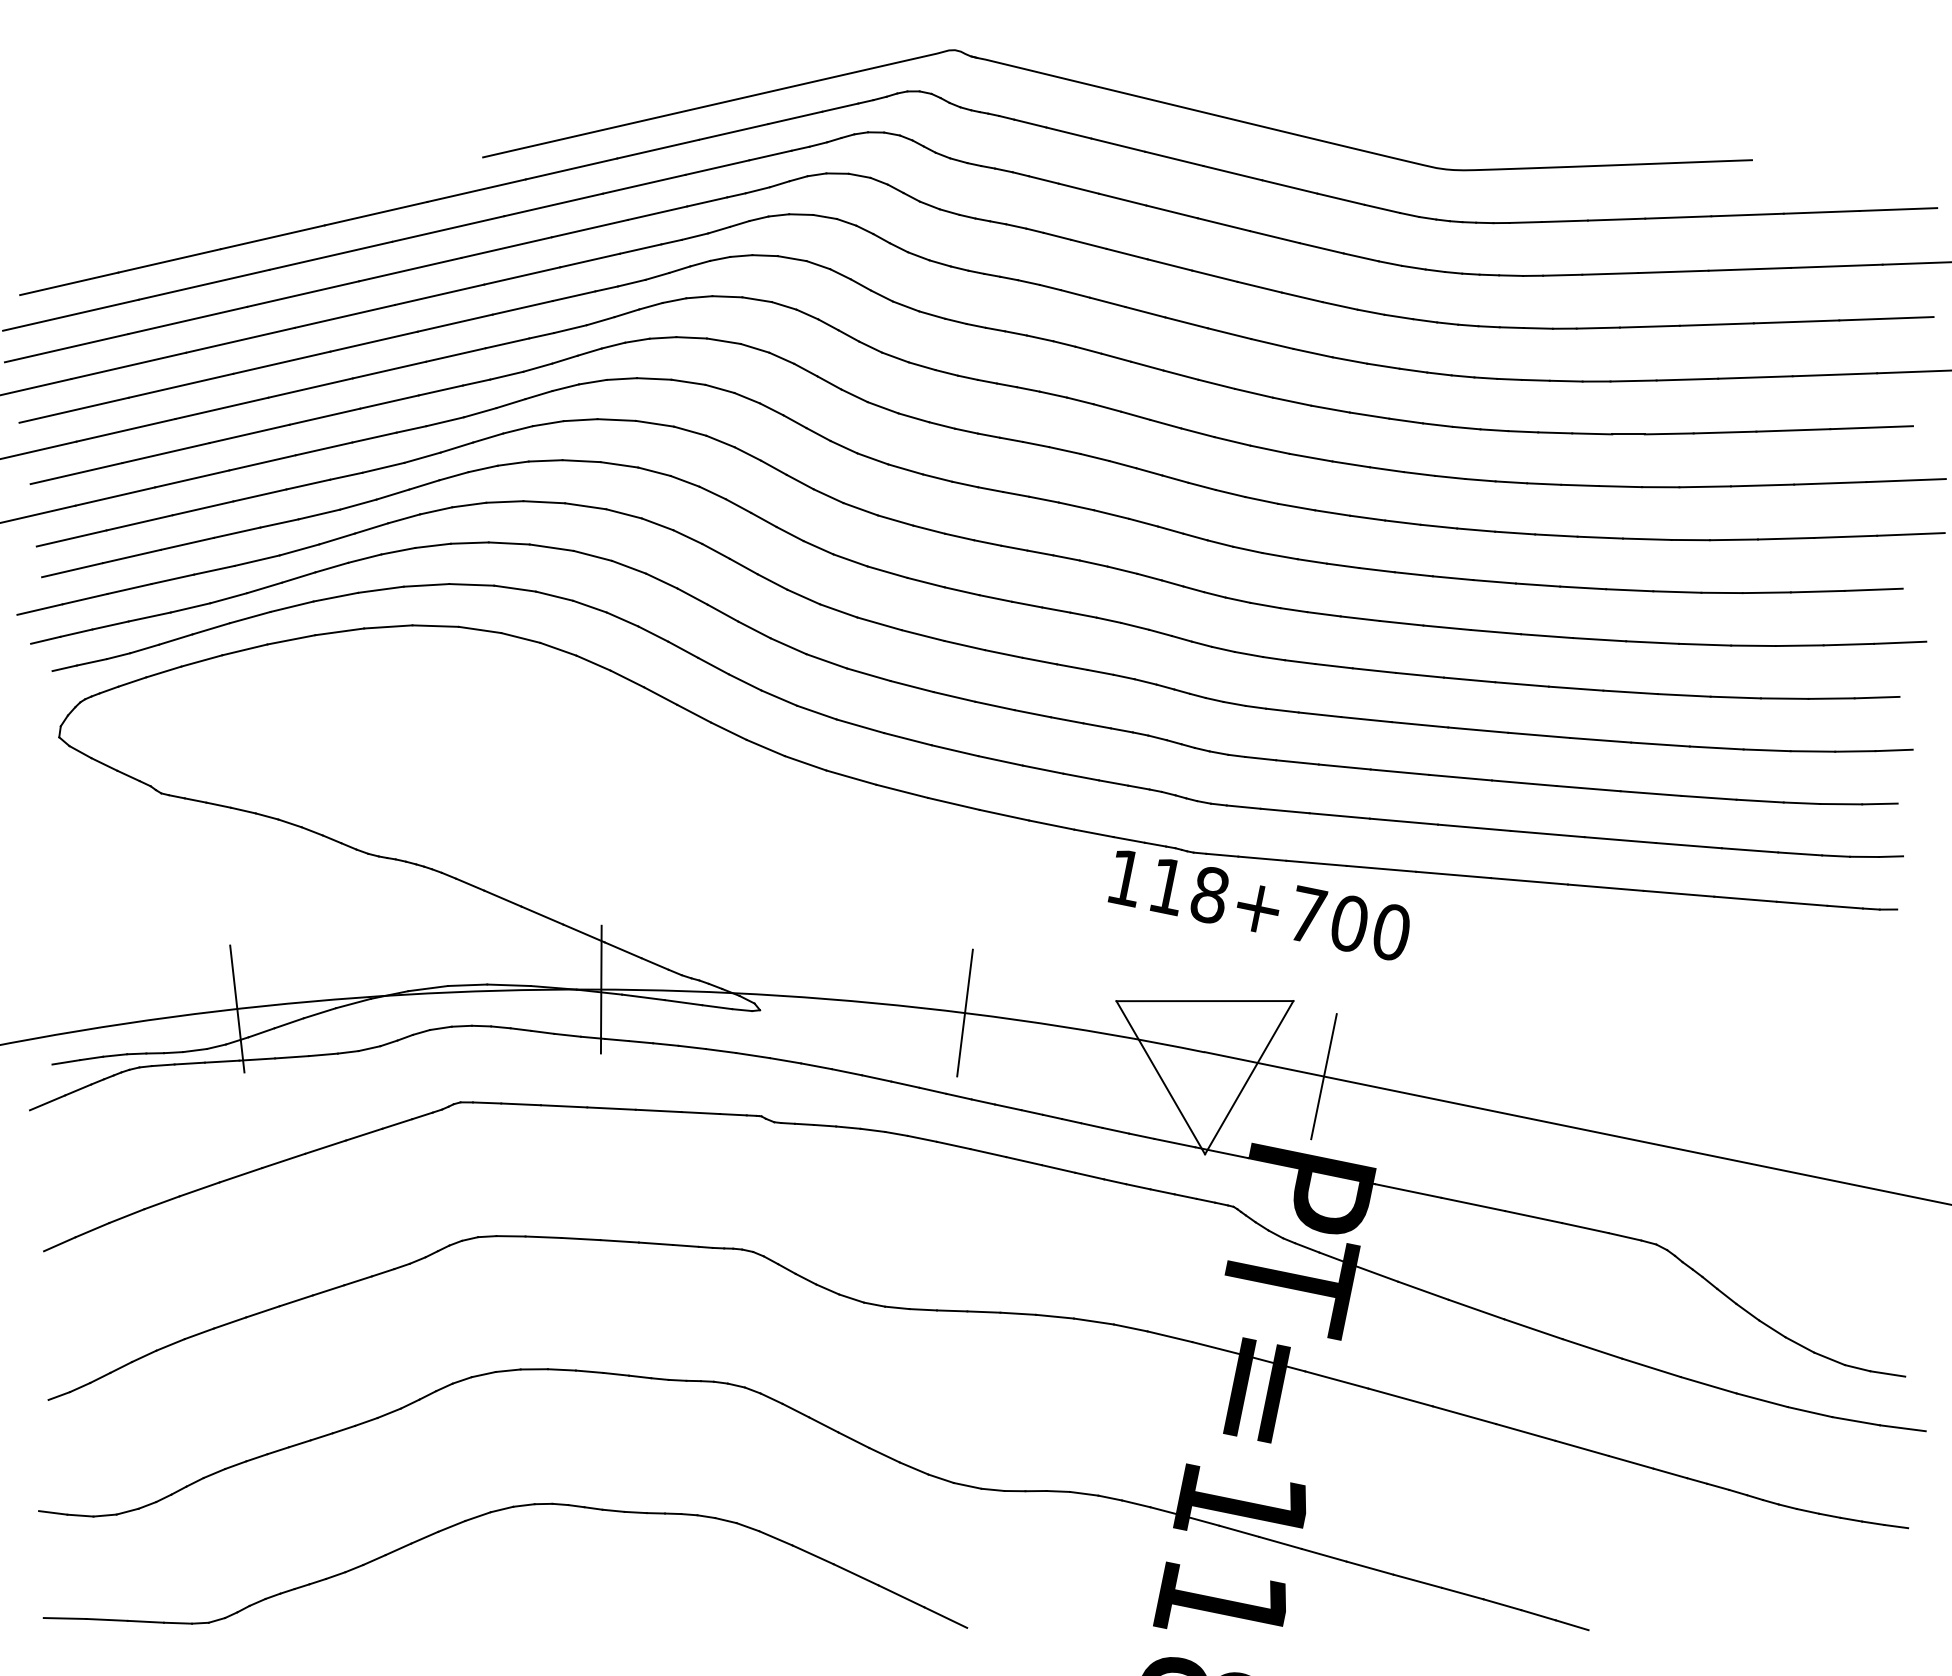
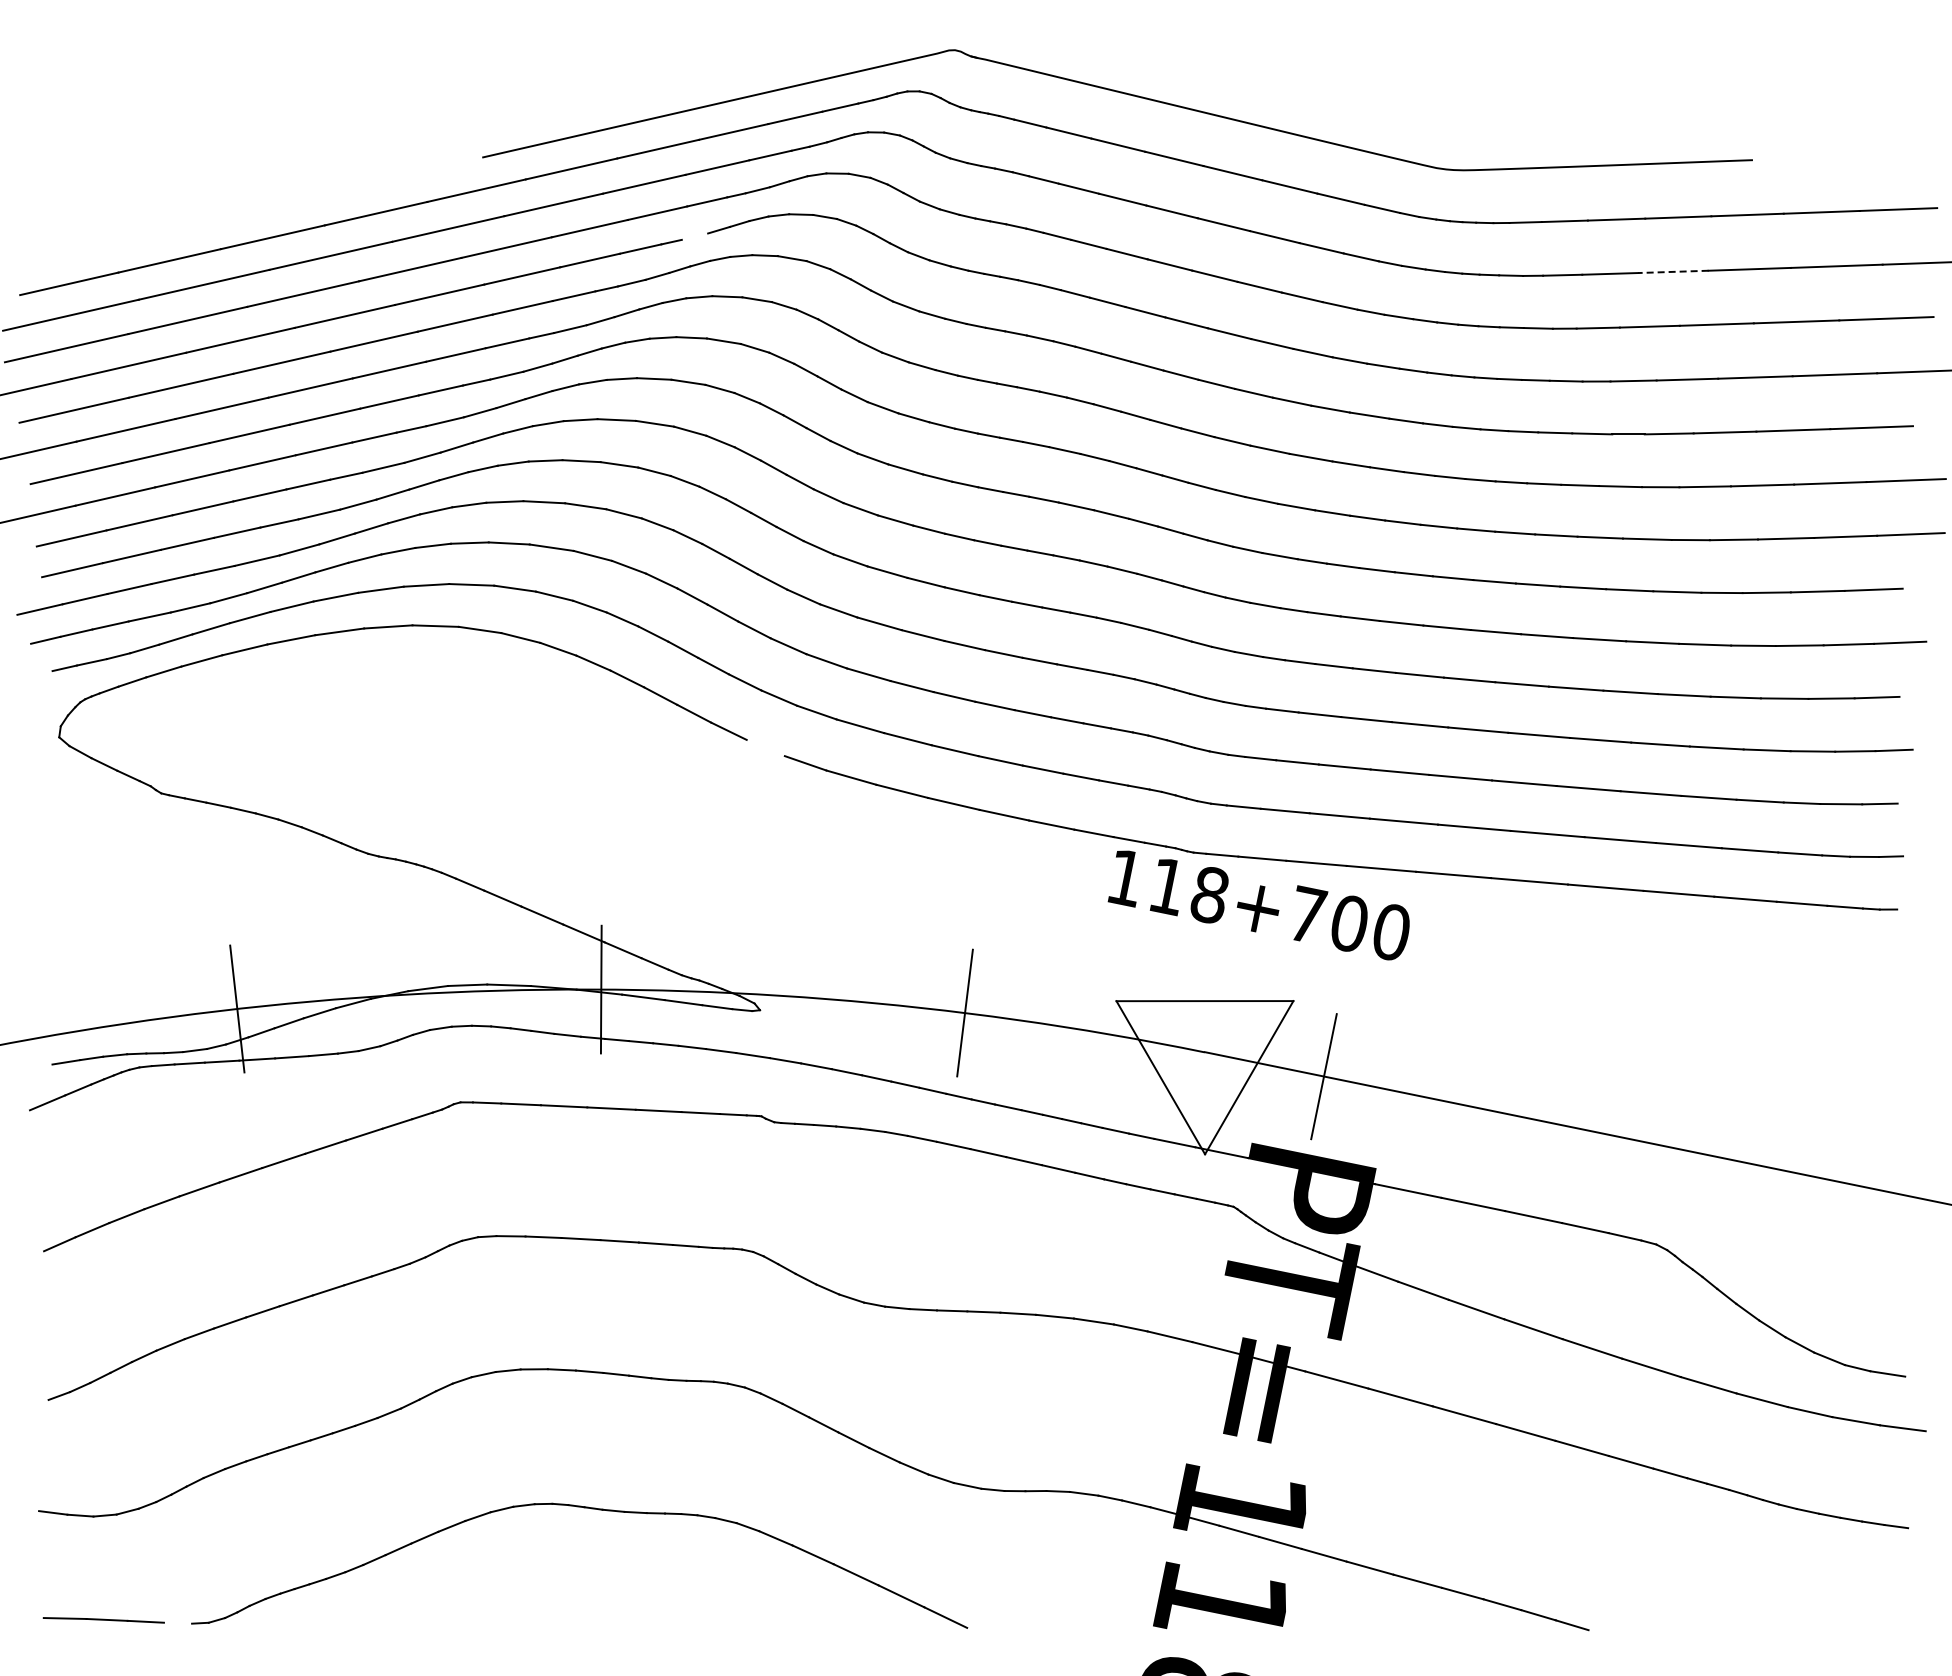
line: present -> none (694, 236)
line: solid -> dashed (1672, 271)
line: present -> none (765, 747)
line: present -> none (177, 1622)
